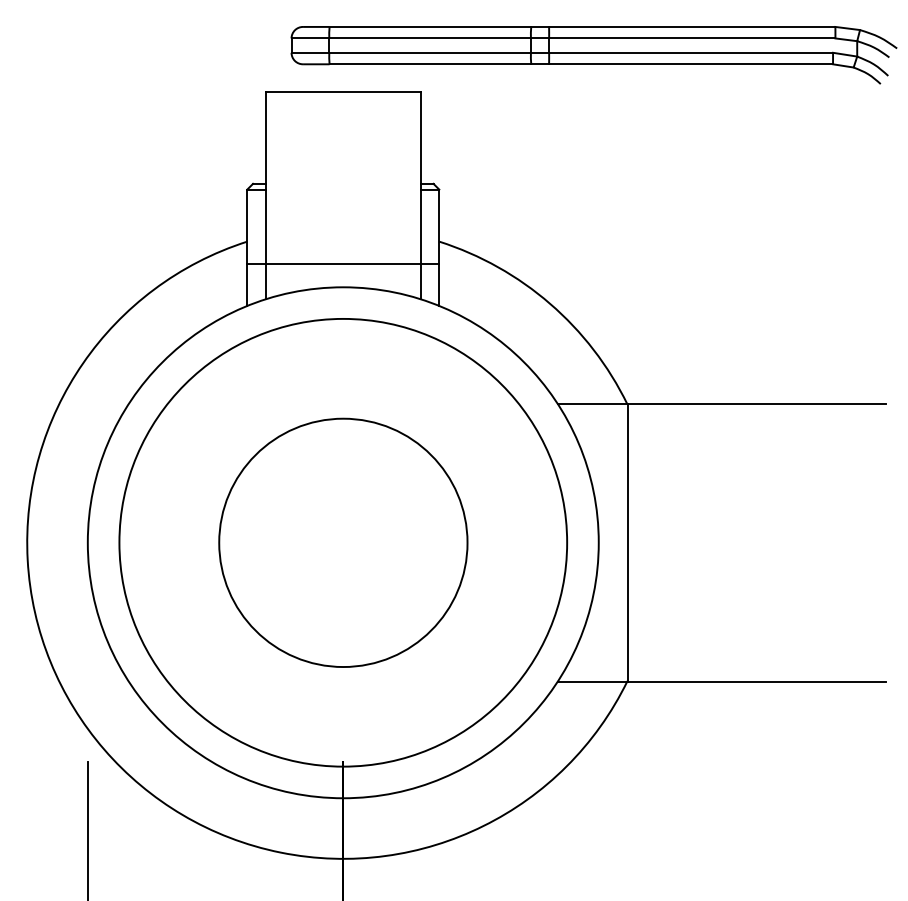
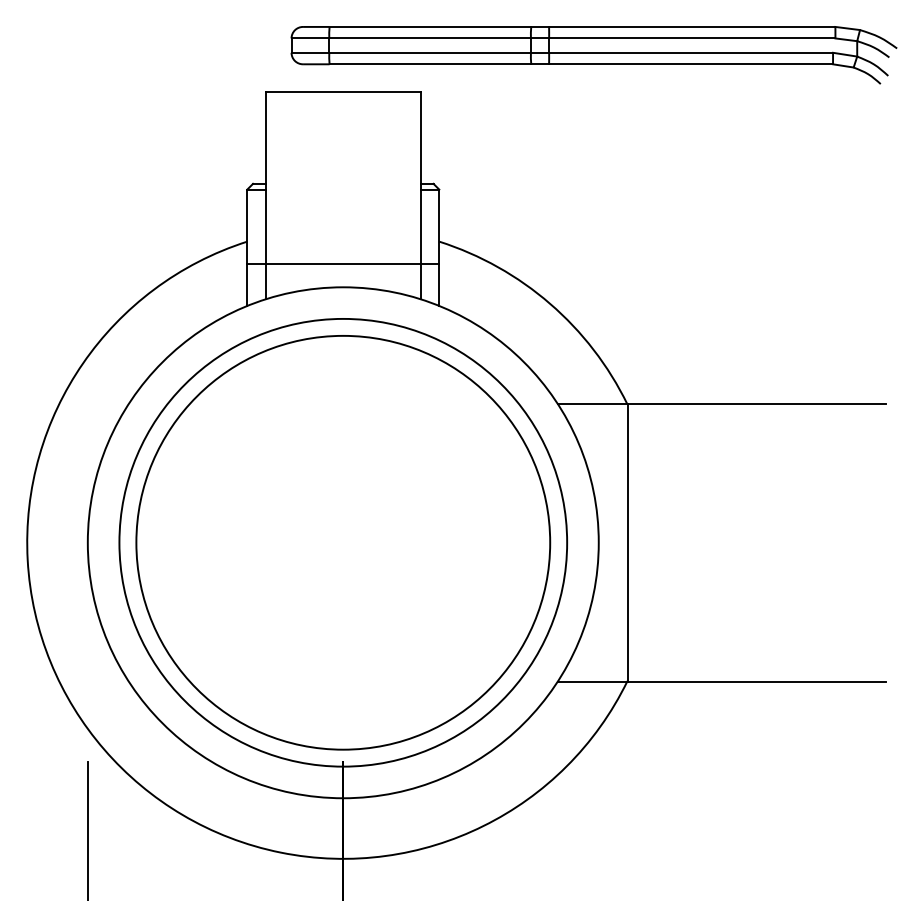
circle size: 251x251 px -> 417x416 px (343, 542)
